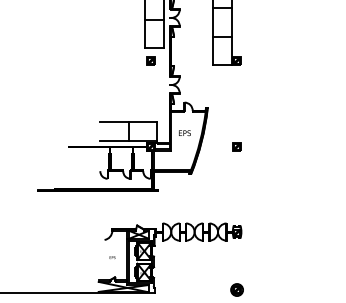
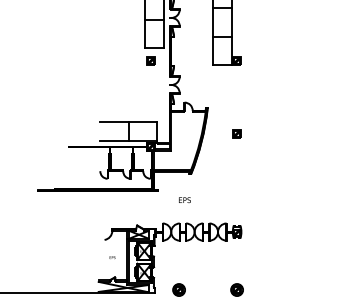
text position: (184, 132) -> (184, 199) (184, 199)
part position: (236, 146) -> (236, 133) (236, 133)
part: none -> present (178, 289)
